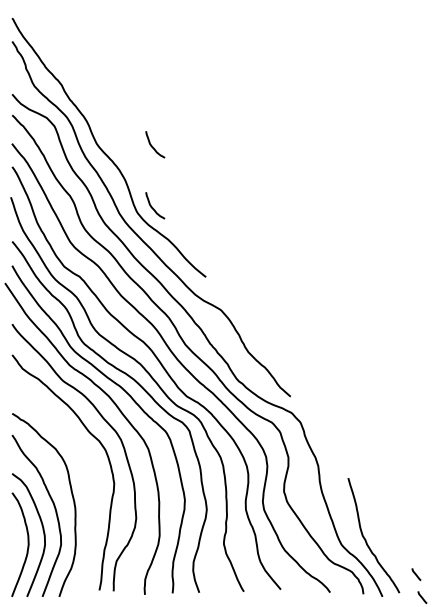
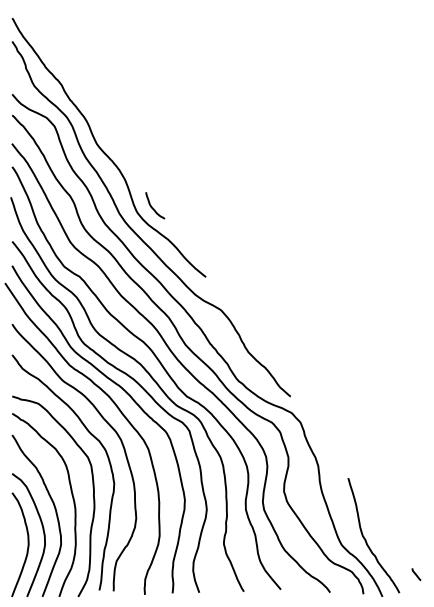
curve: present -> none (153, 146)
curve: none -> present (92, 487)
line: present -> none (422, 597)
